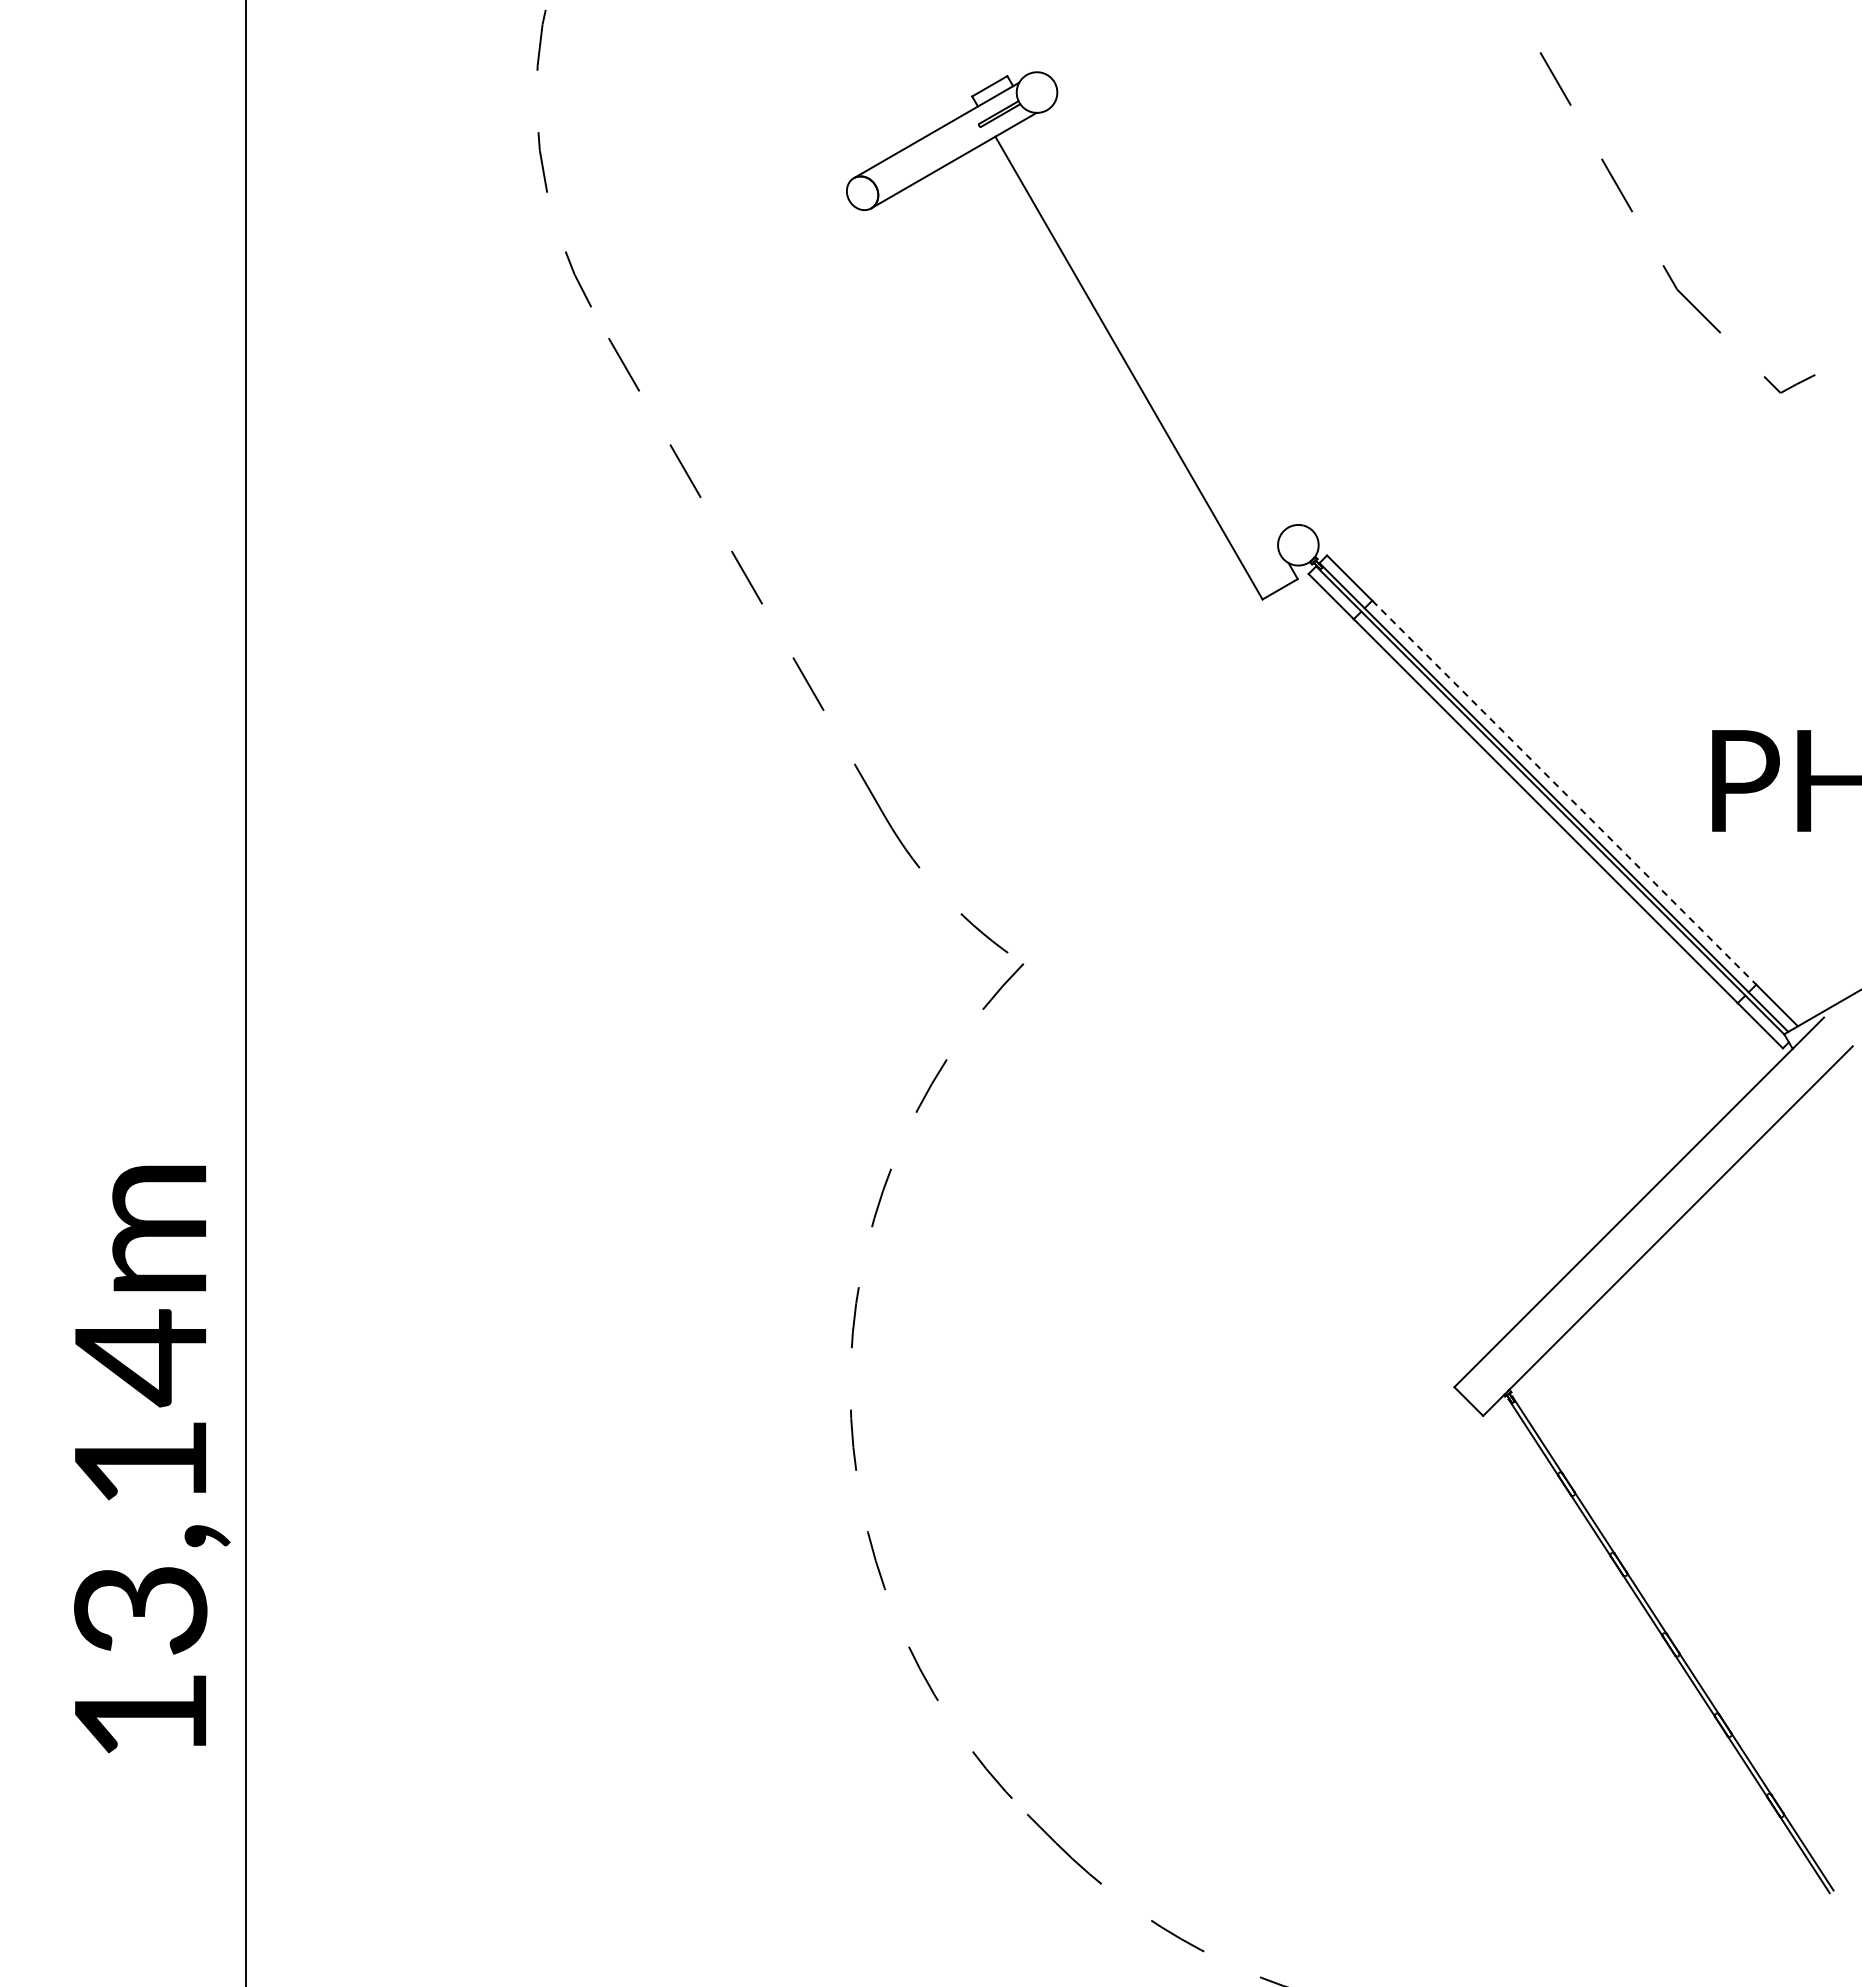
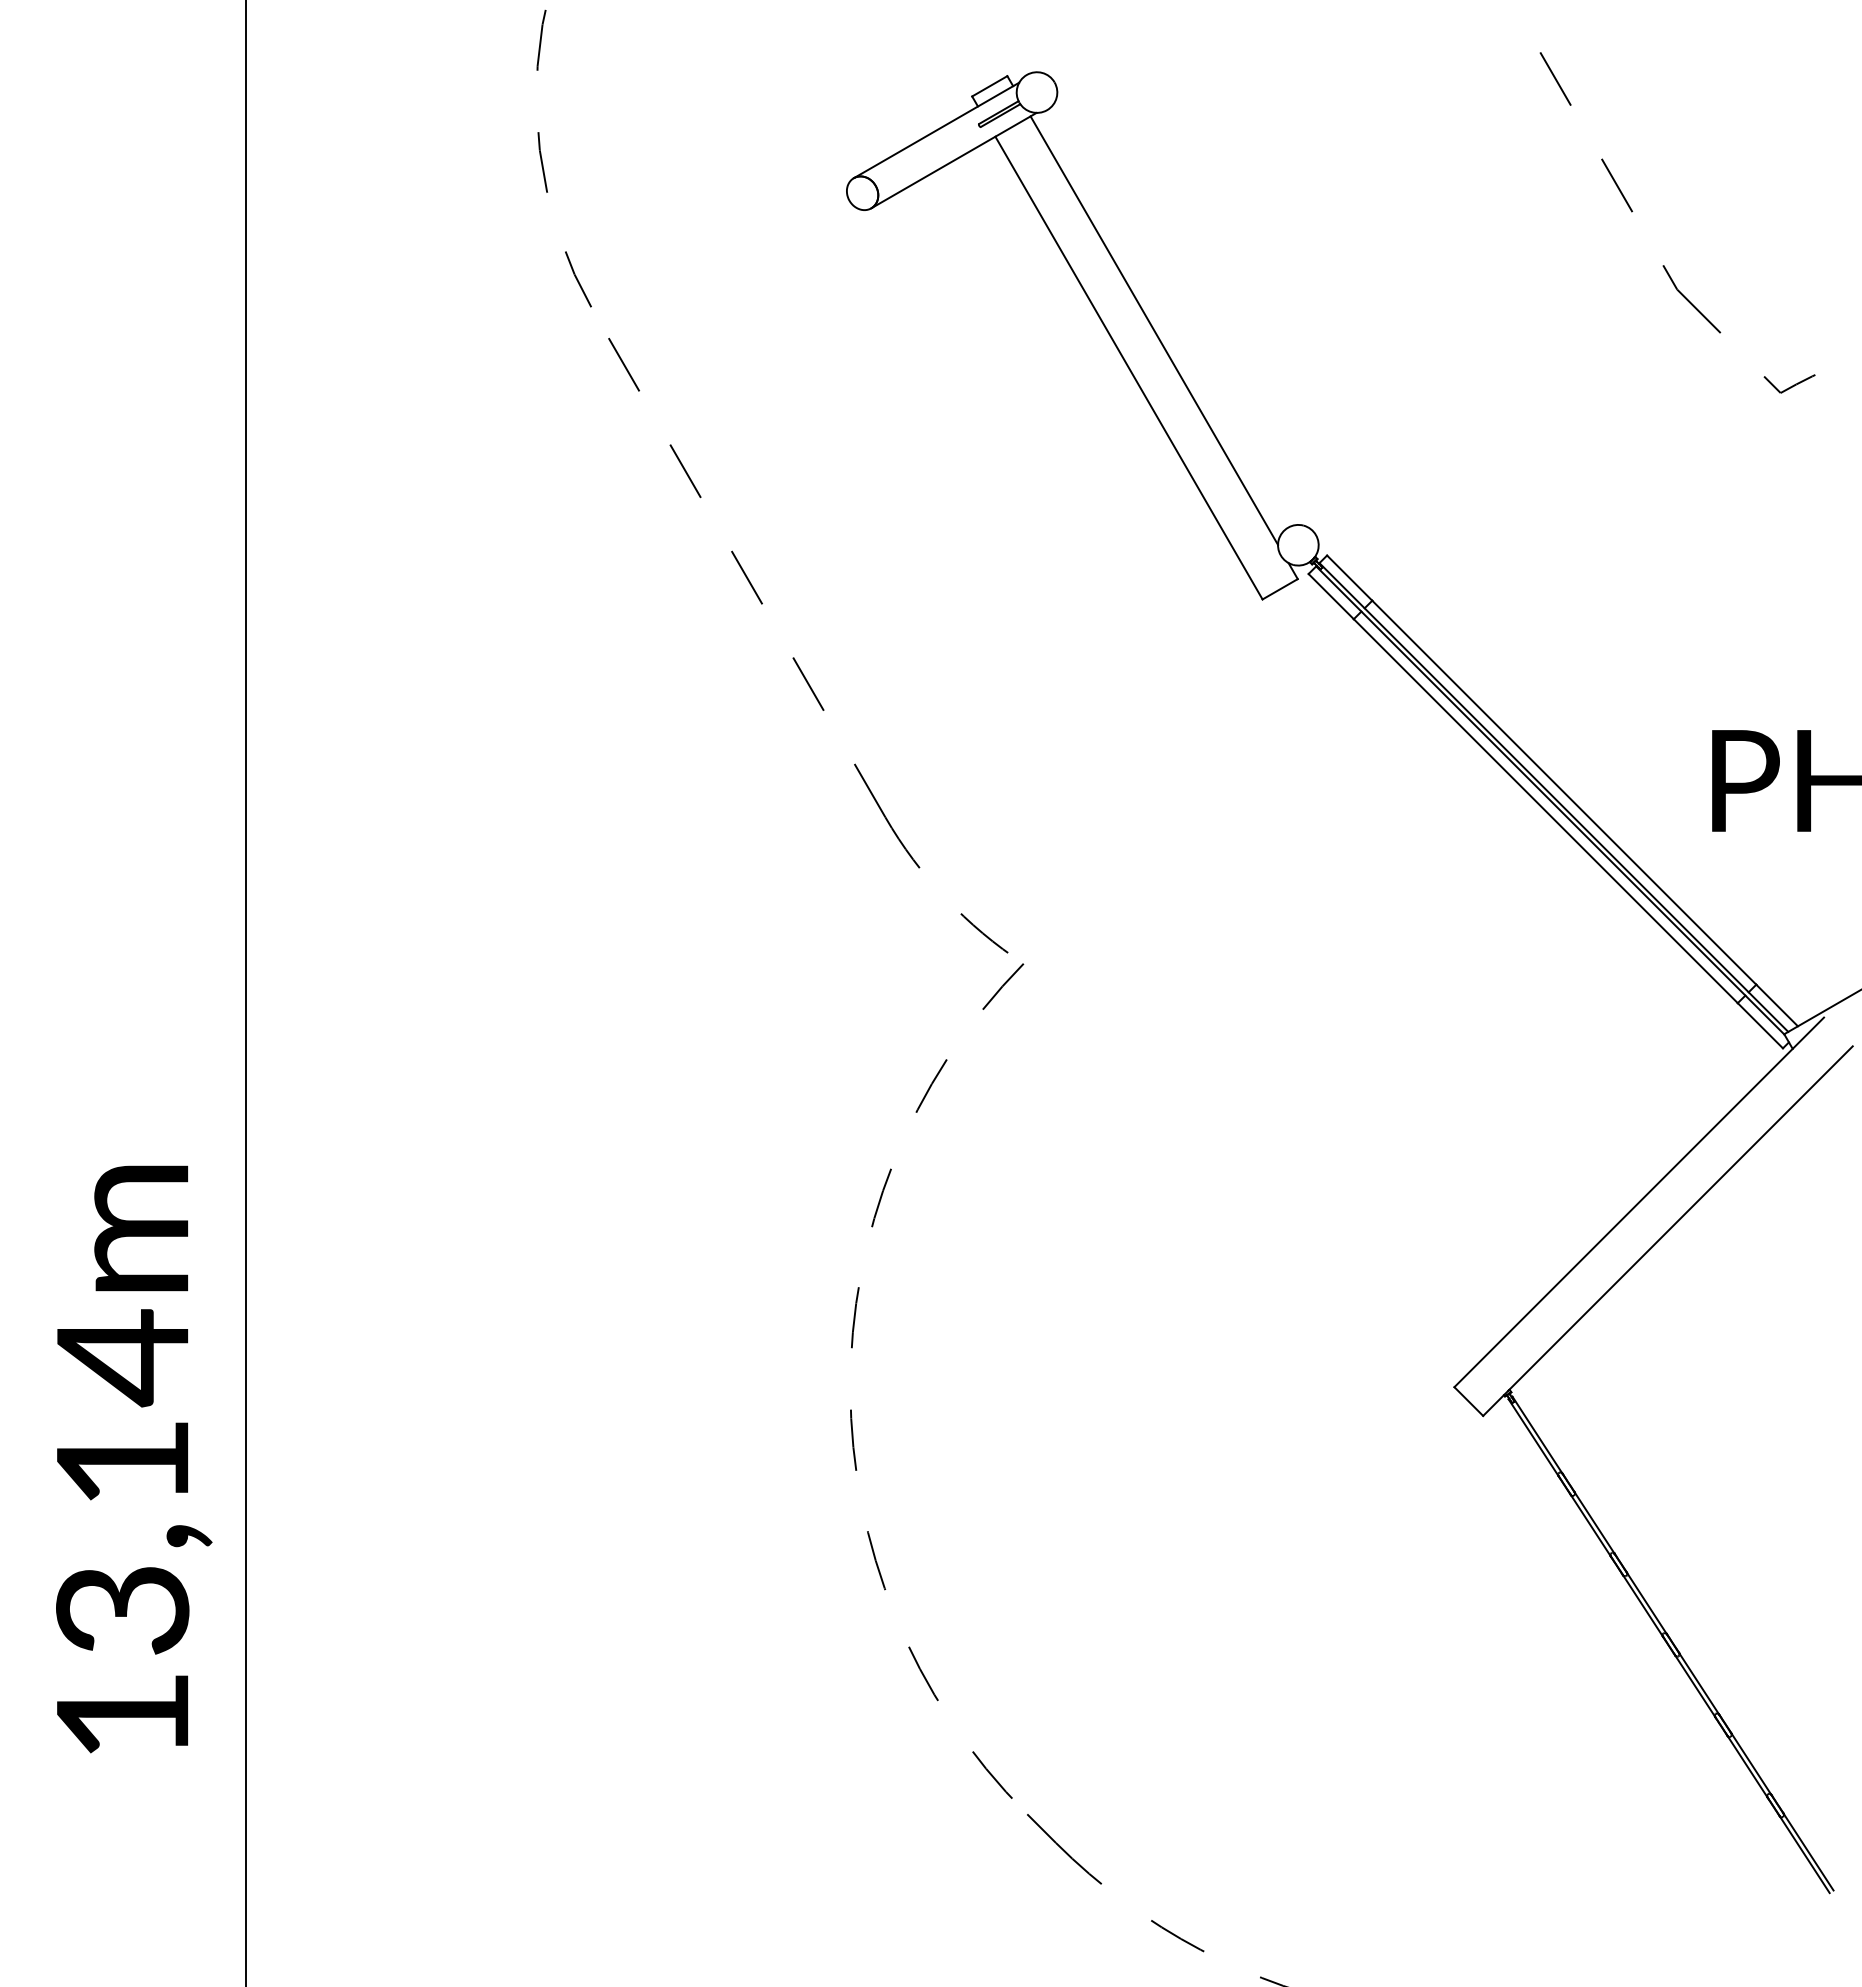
line: none -> present (1154, 330)
line: dashed -> solid (1564, 792)
text position: (152, 1459) -> (134, 1459) (134, 1459)
